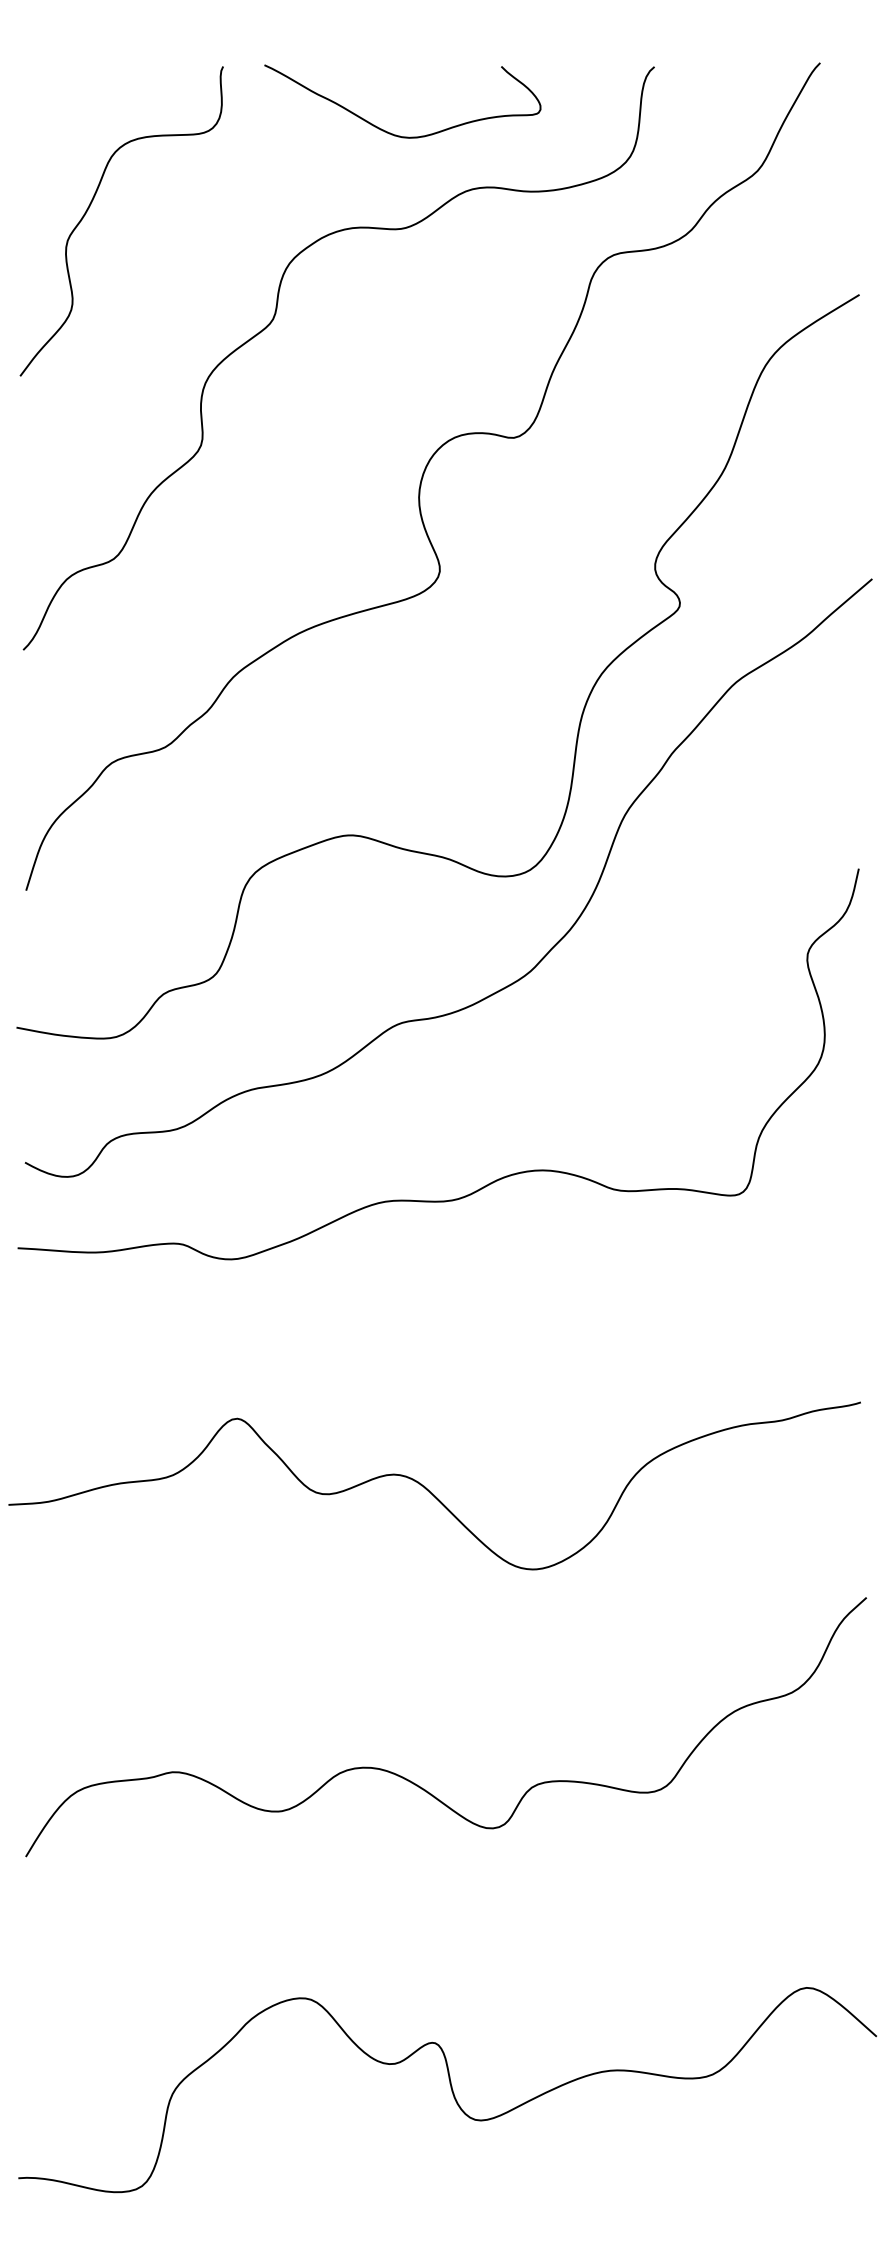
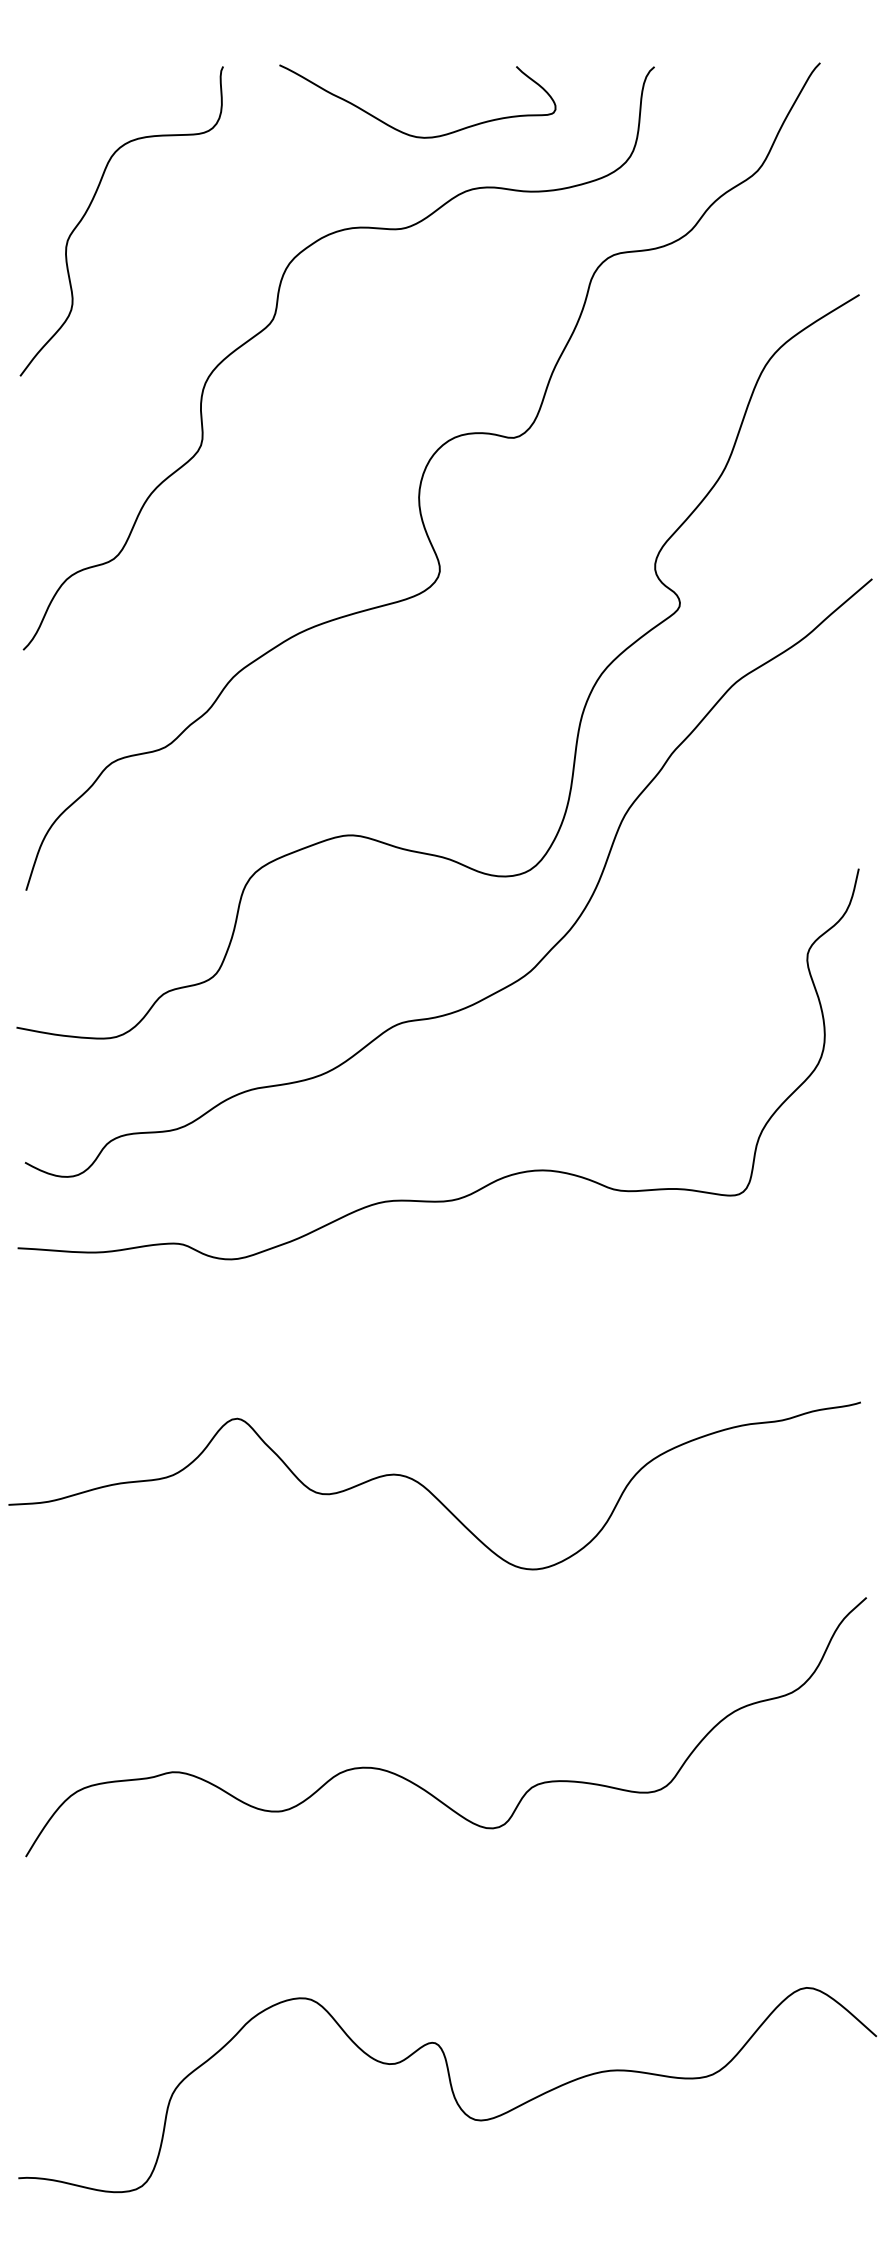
curve position: (390, 132) -> (405, 132) (405, 132)
